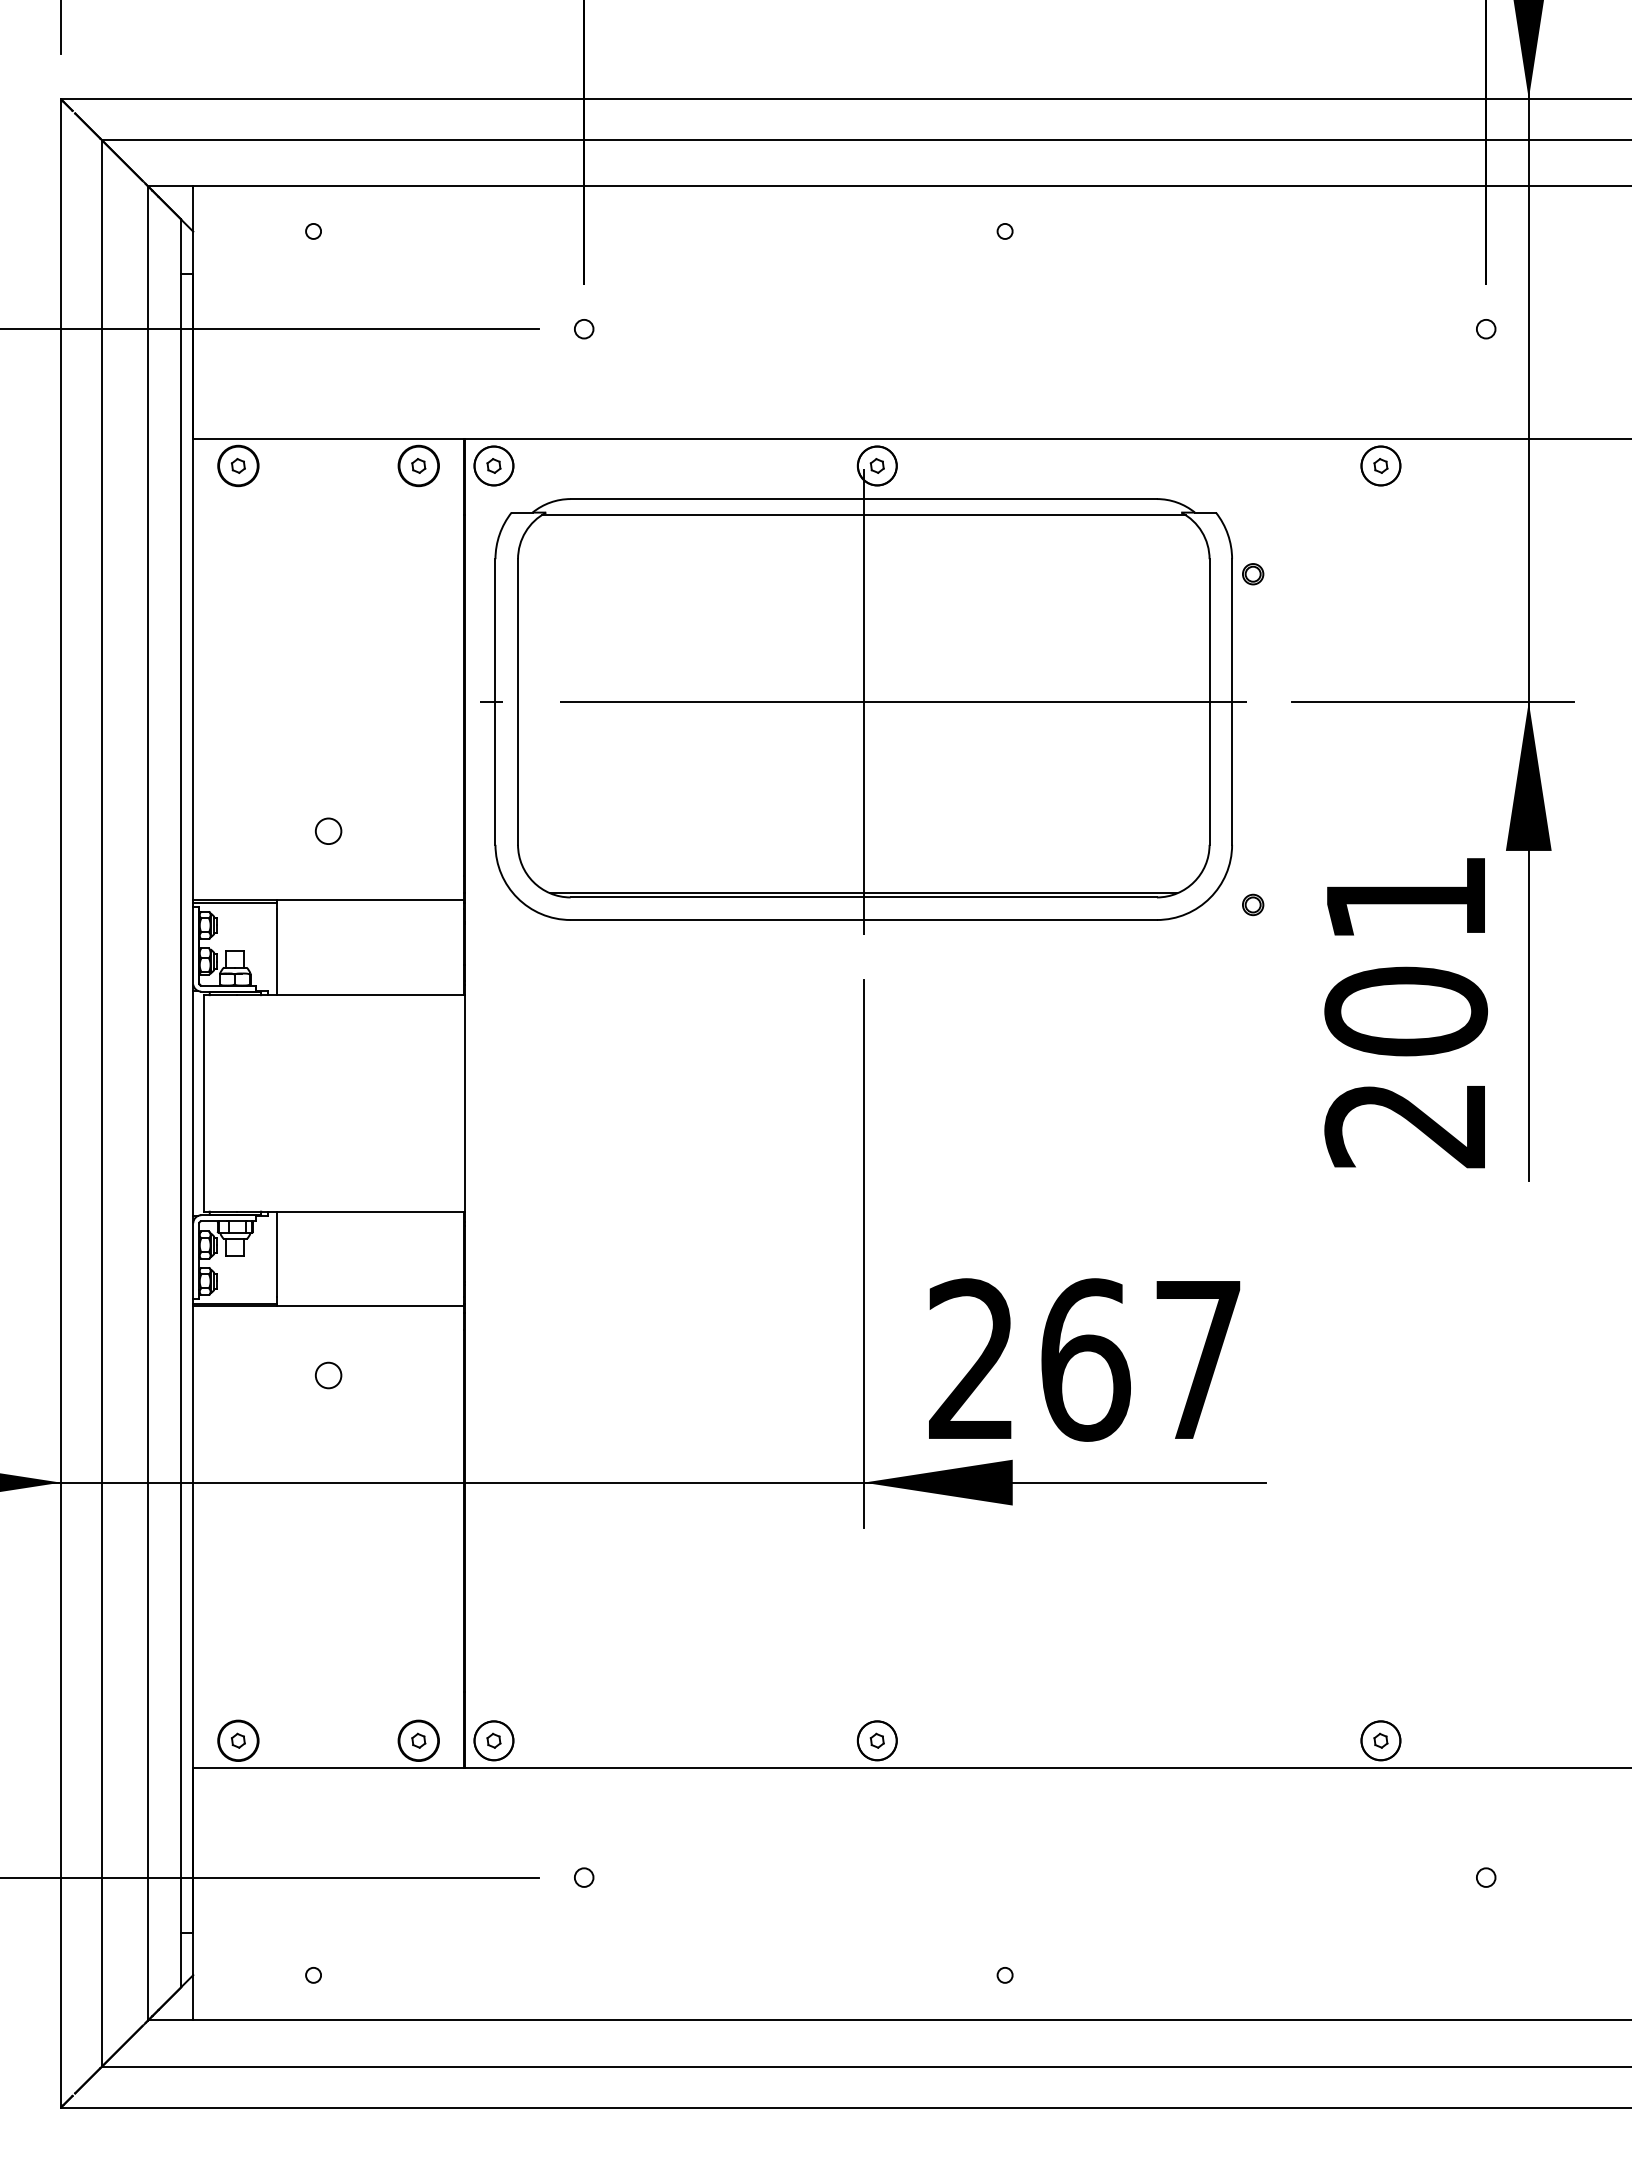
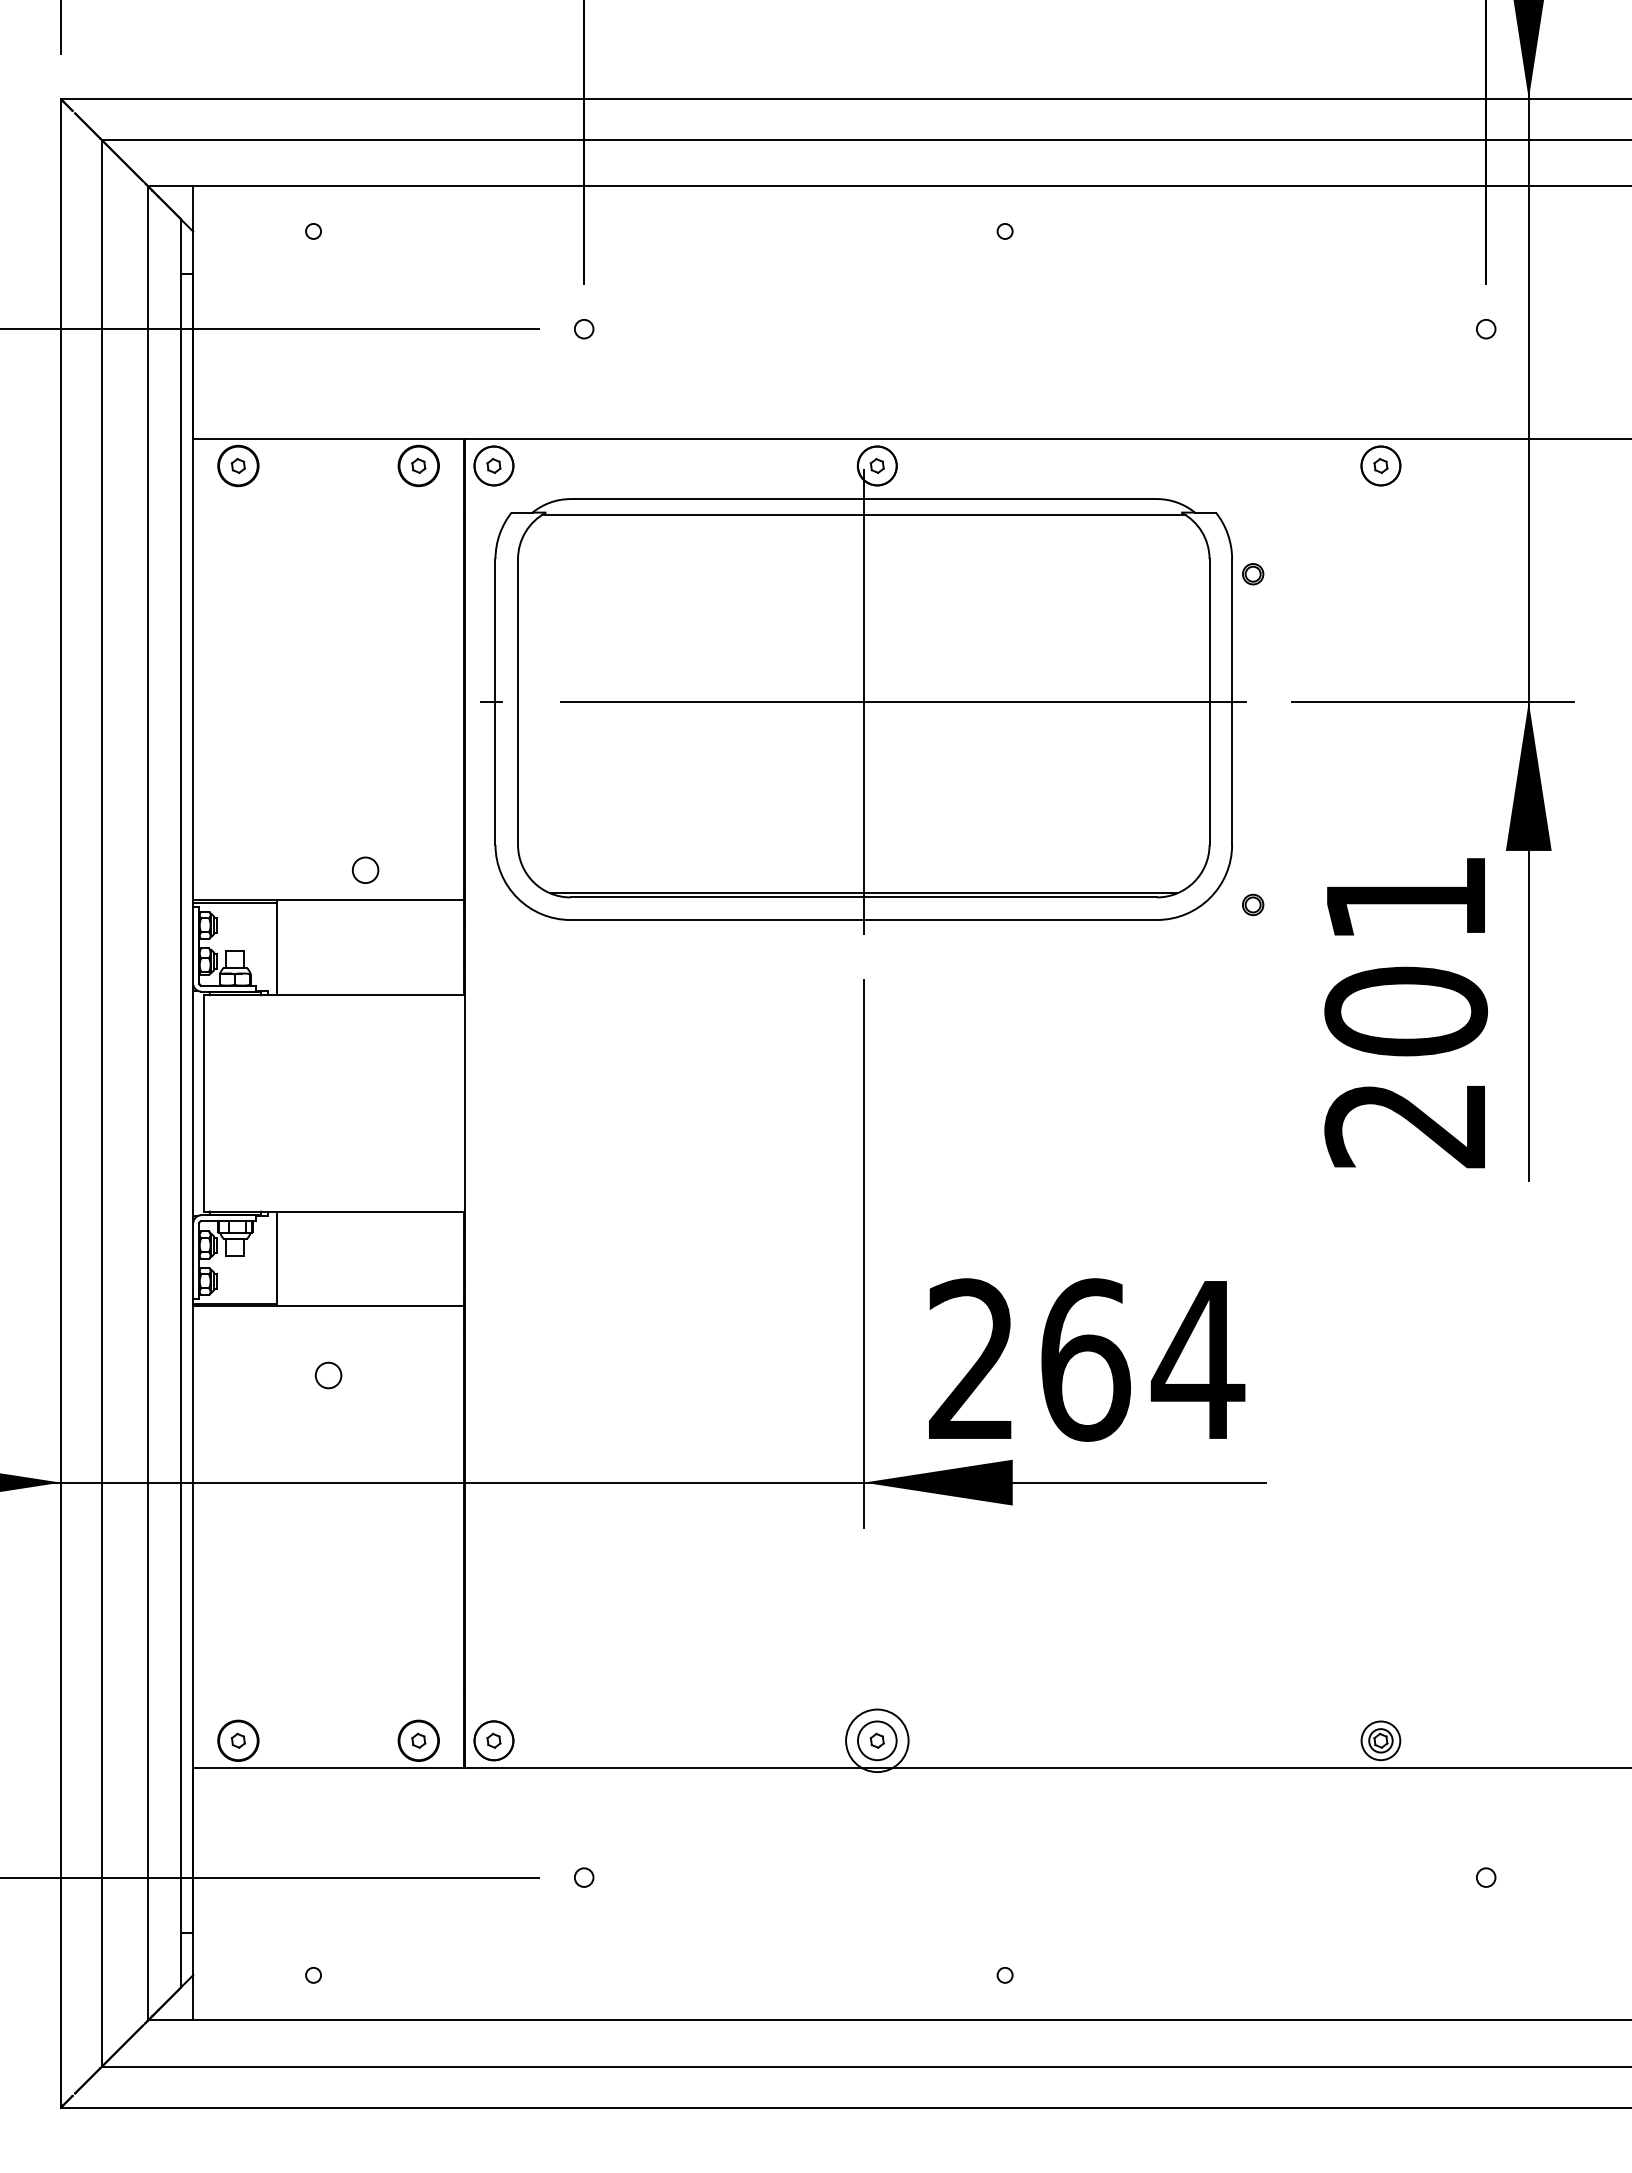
circle position: (328, 830) -> (365, 869) (365, 869)
text: 267 -> 264 (1197, 1359)
circle diameter: 39 px -> 63 px (877, 1740)
circle diameter: 39 px -> 23 px (1380, 1740)
